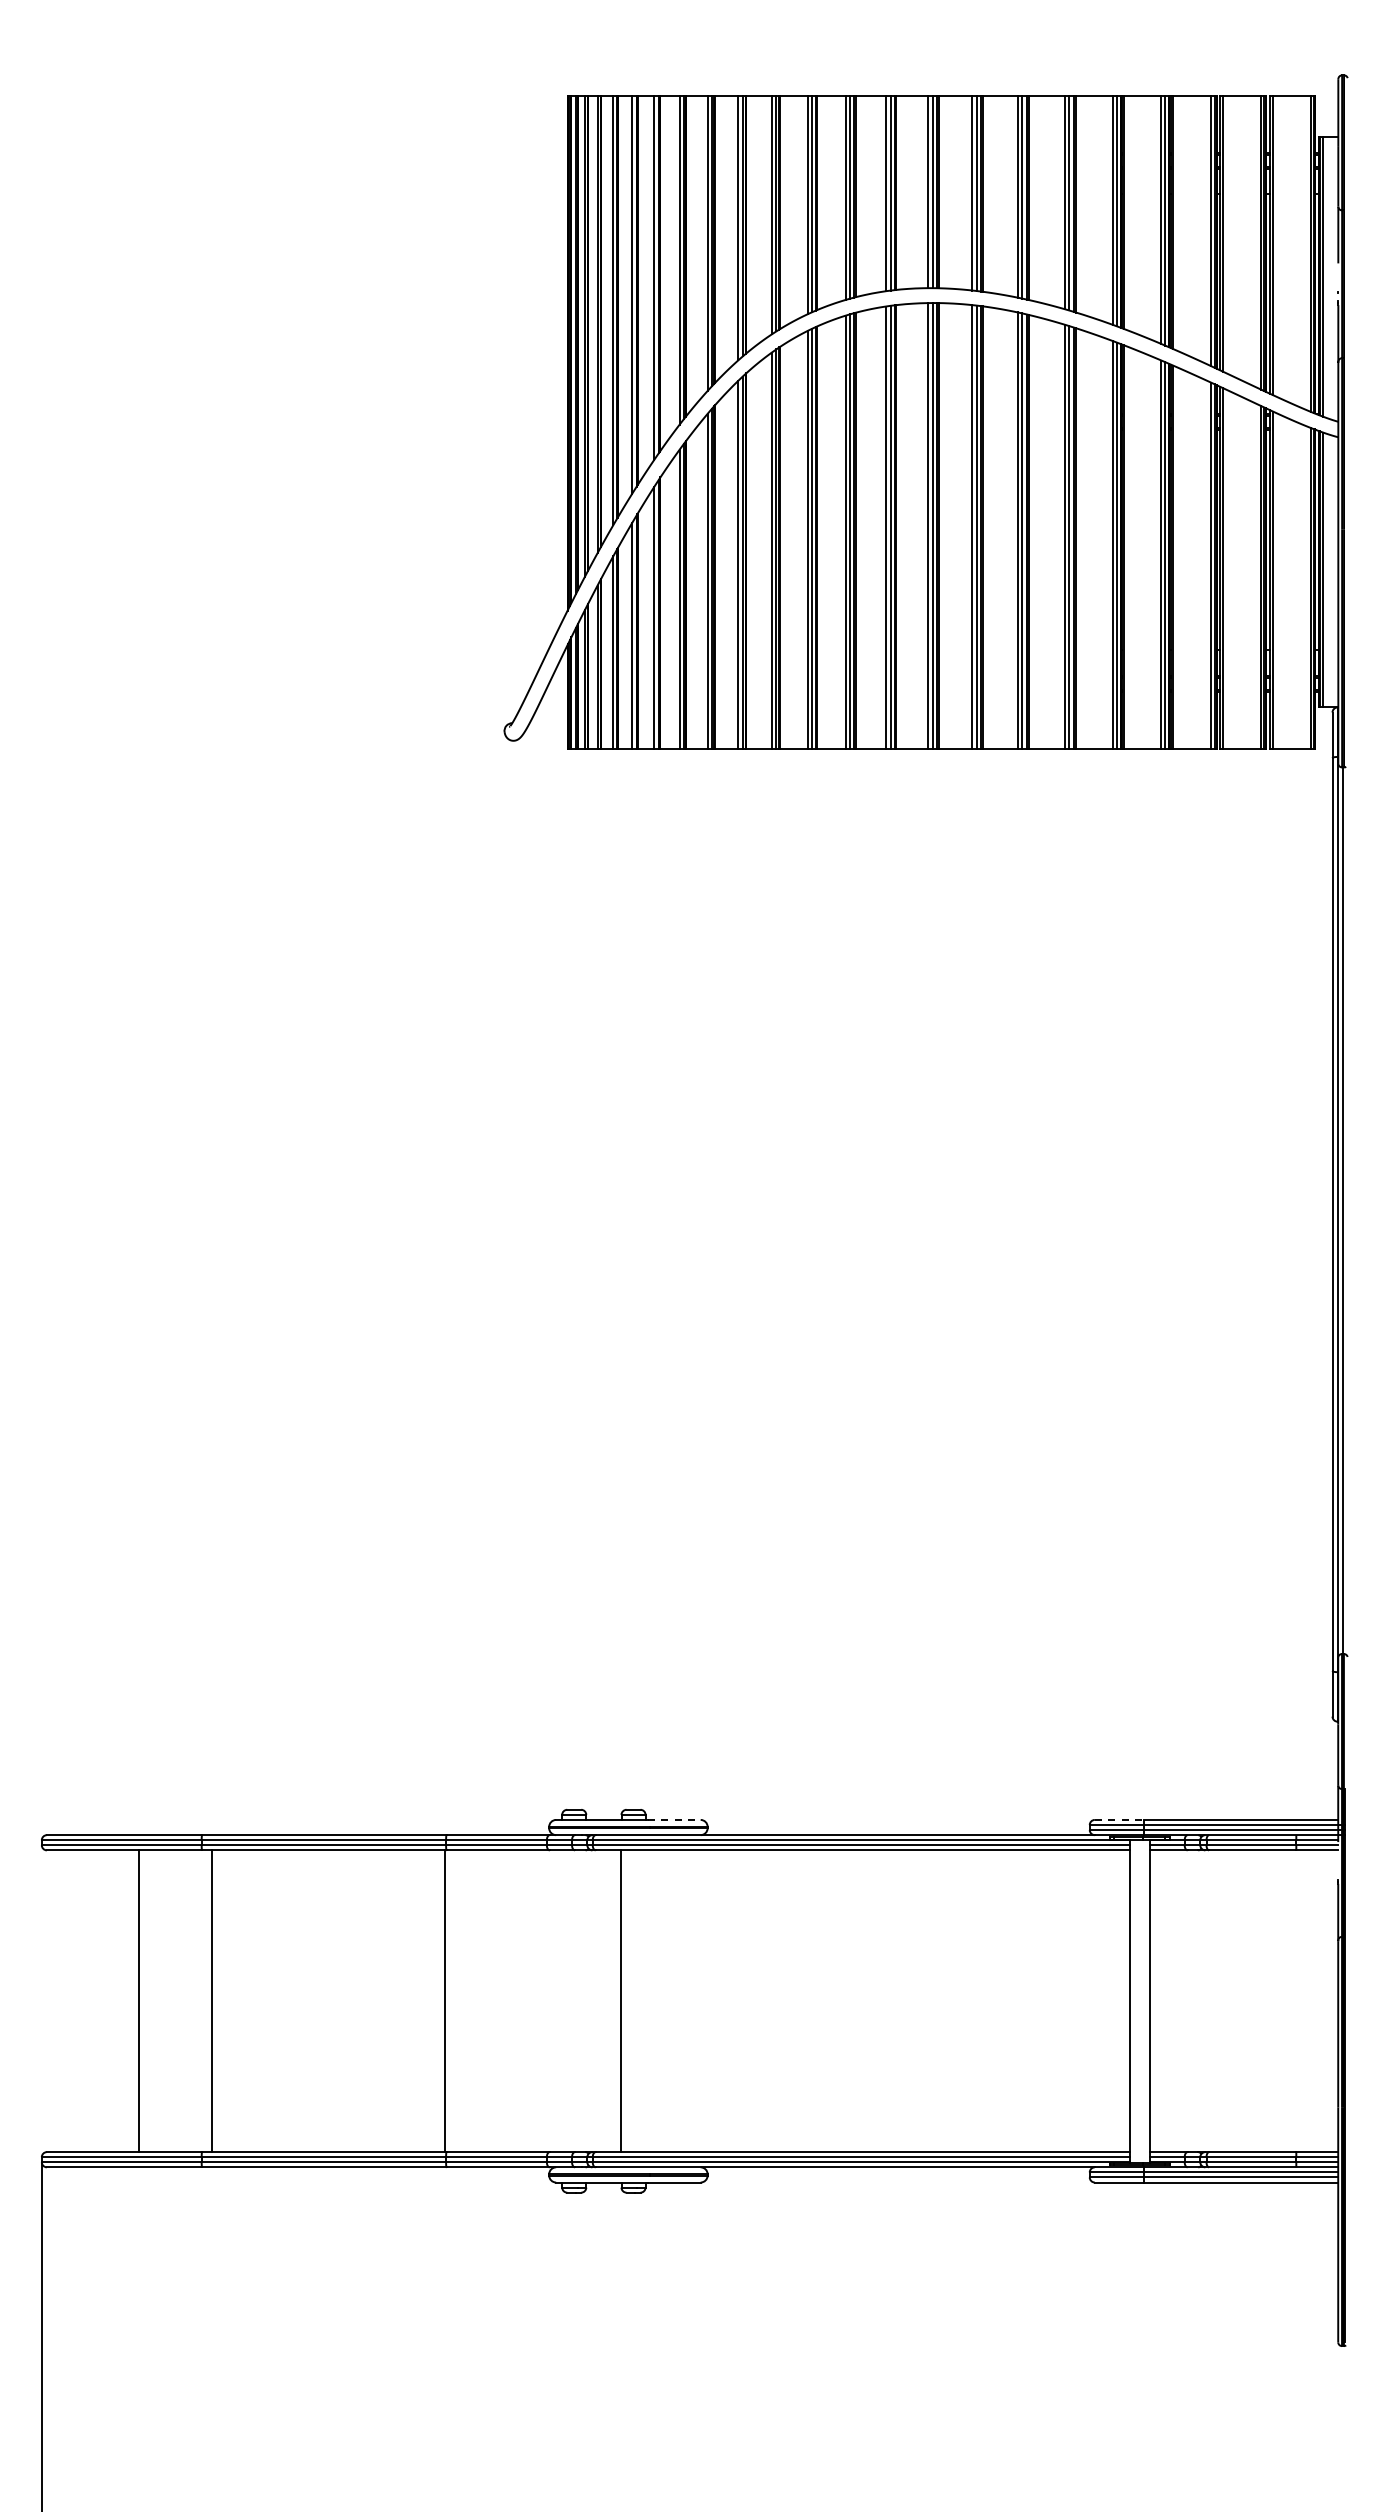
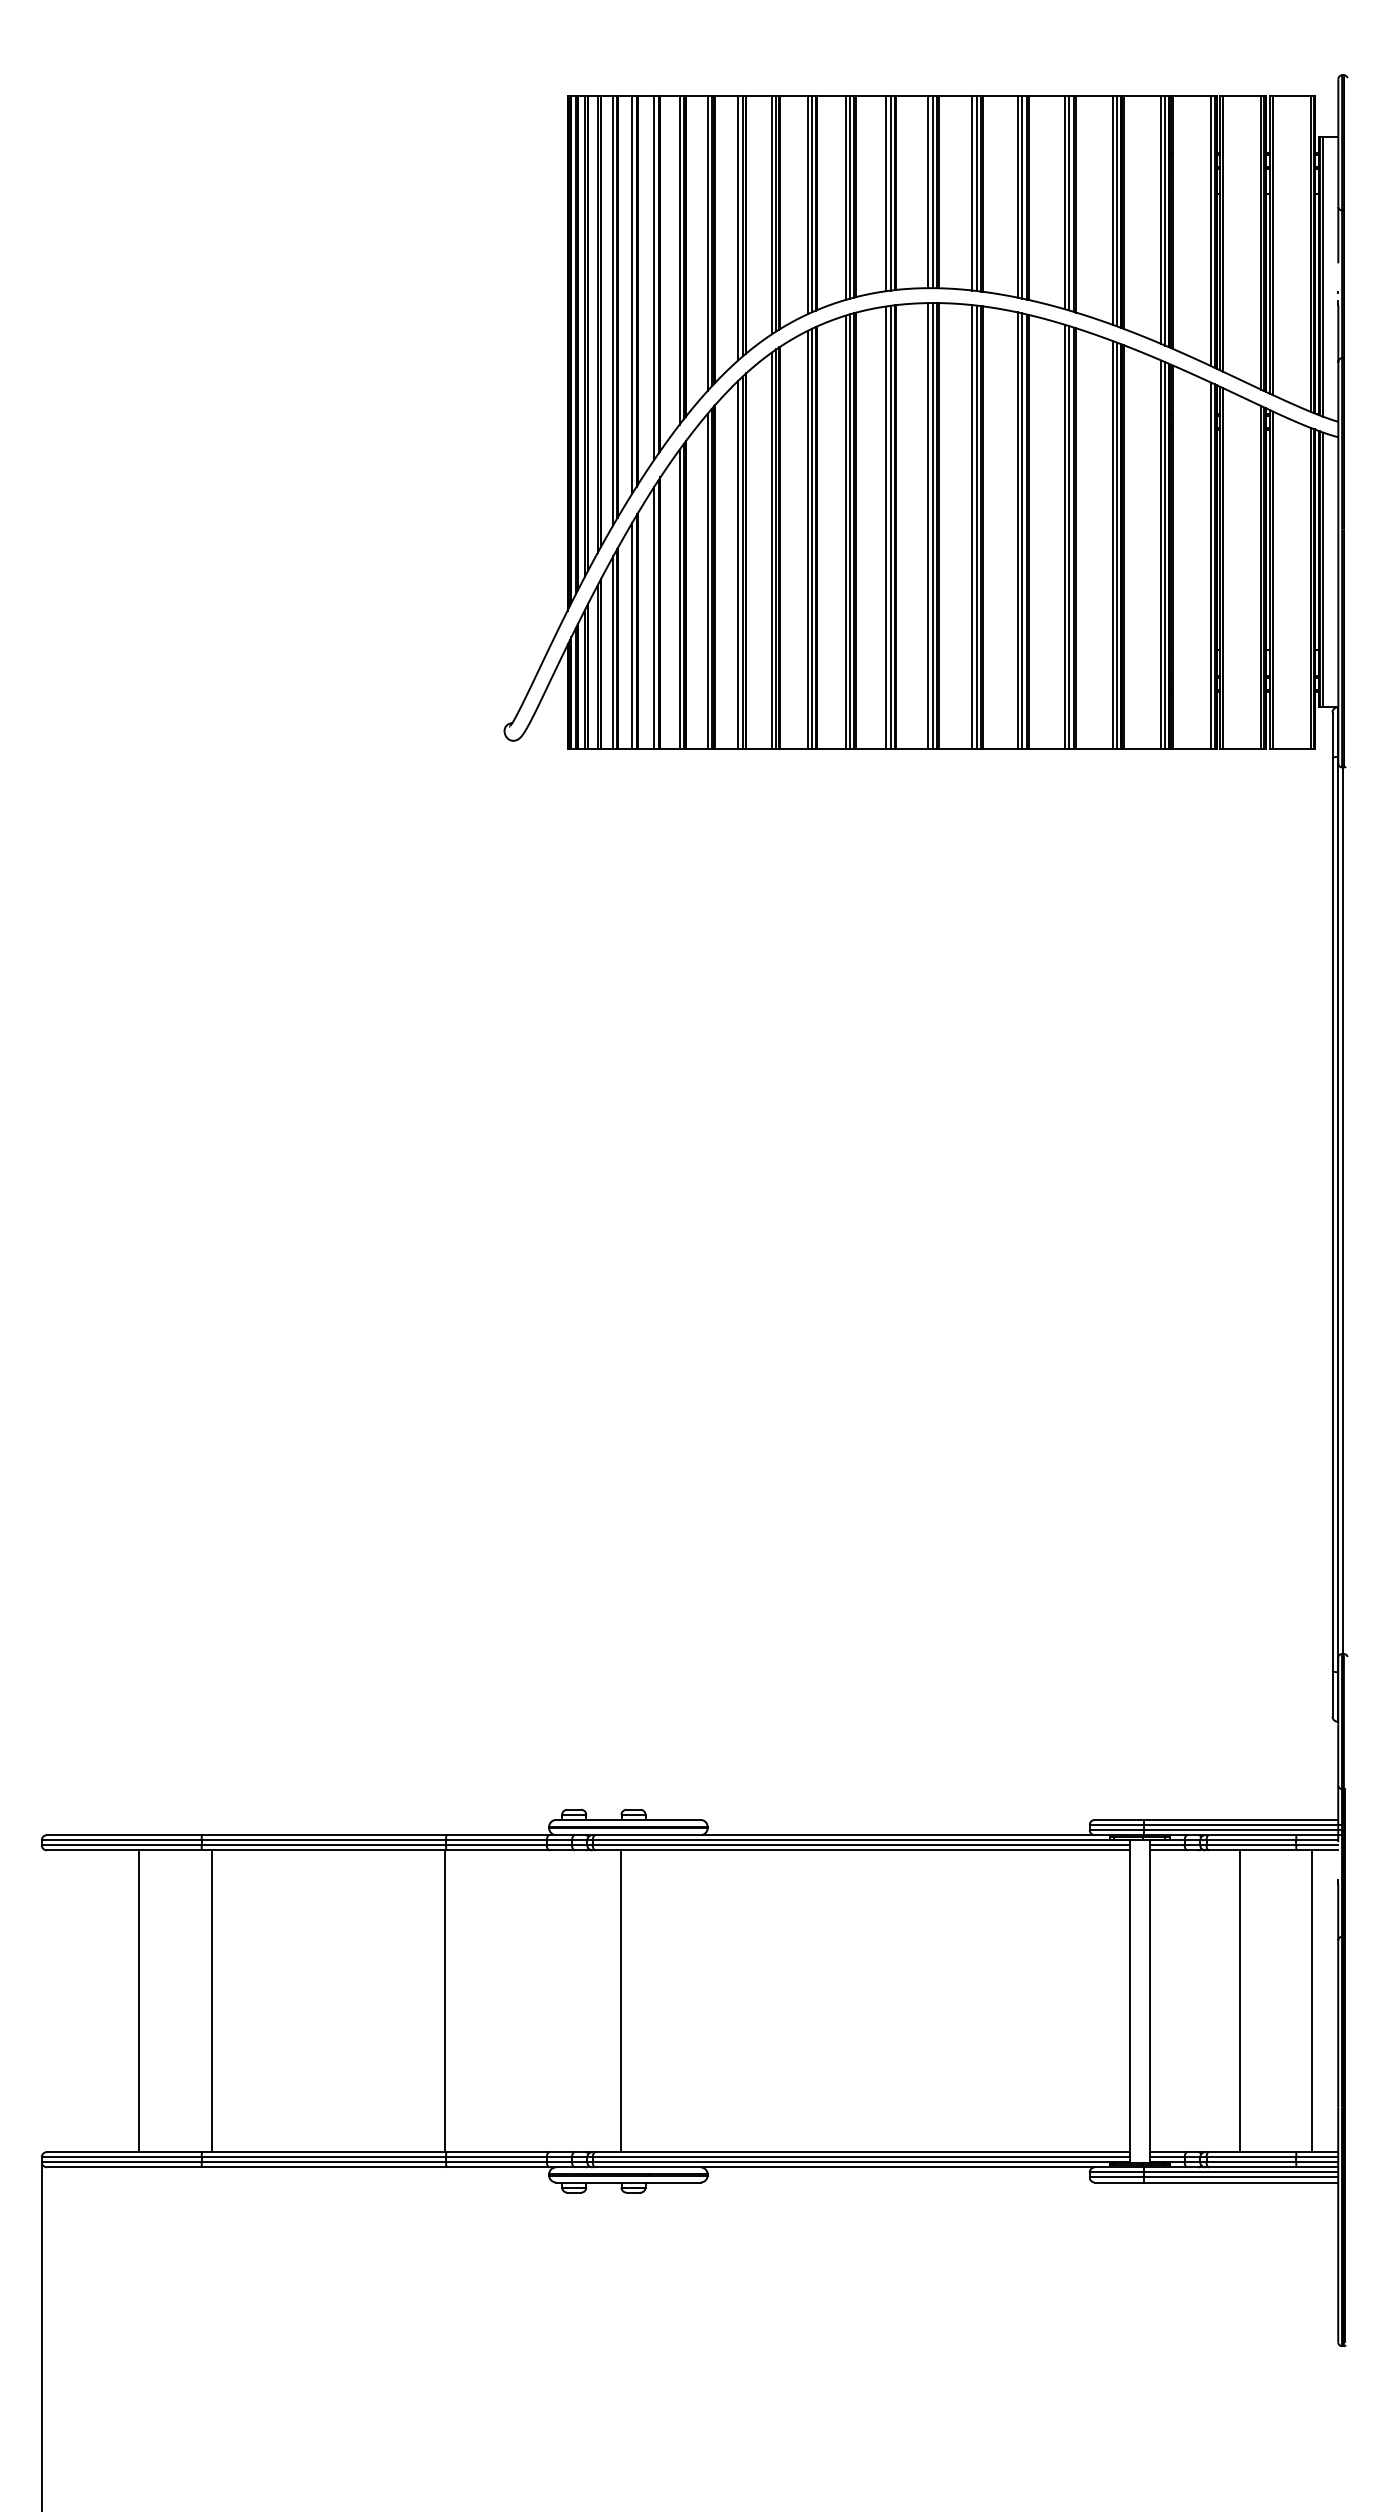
line: dashed -> solid (674, 1819)
line: dashed -> solid (1119, 1819)
line: none -> present (1240, 2001)
line: none -> present (1311, 2001)
